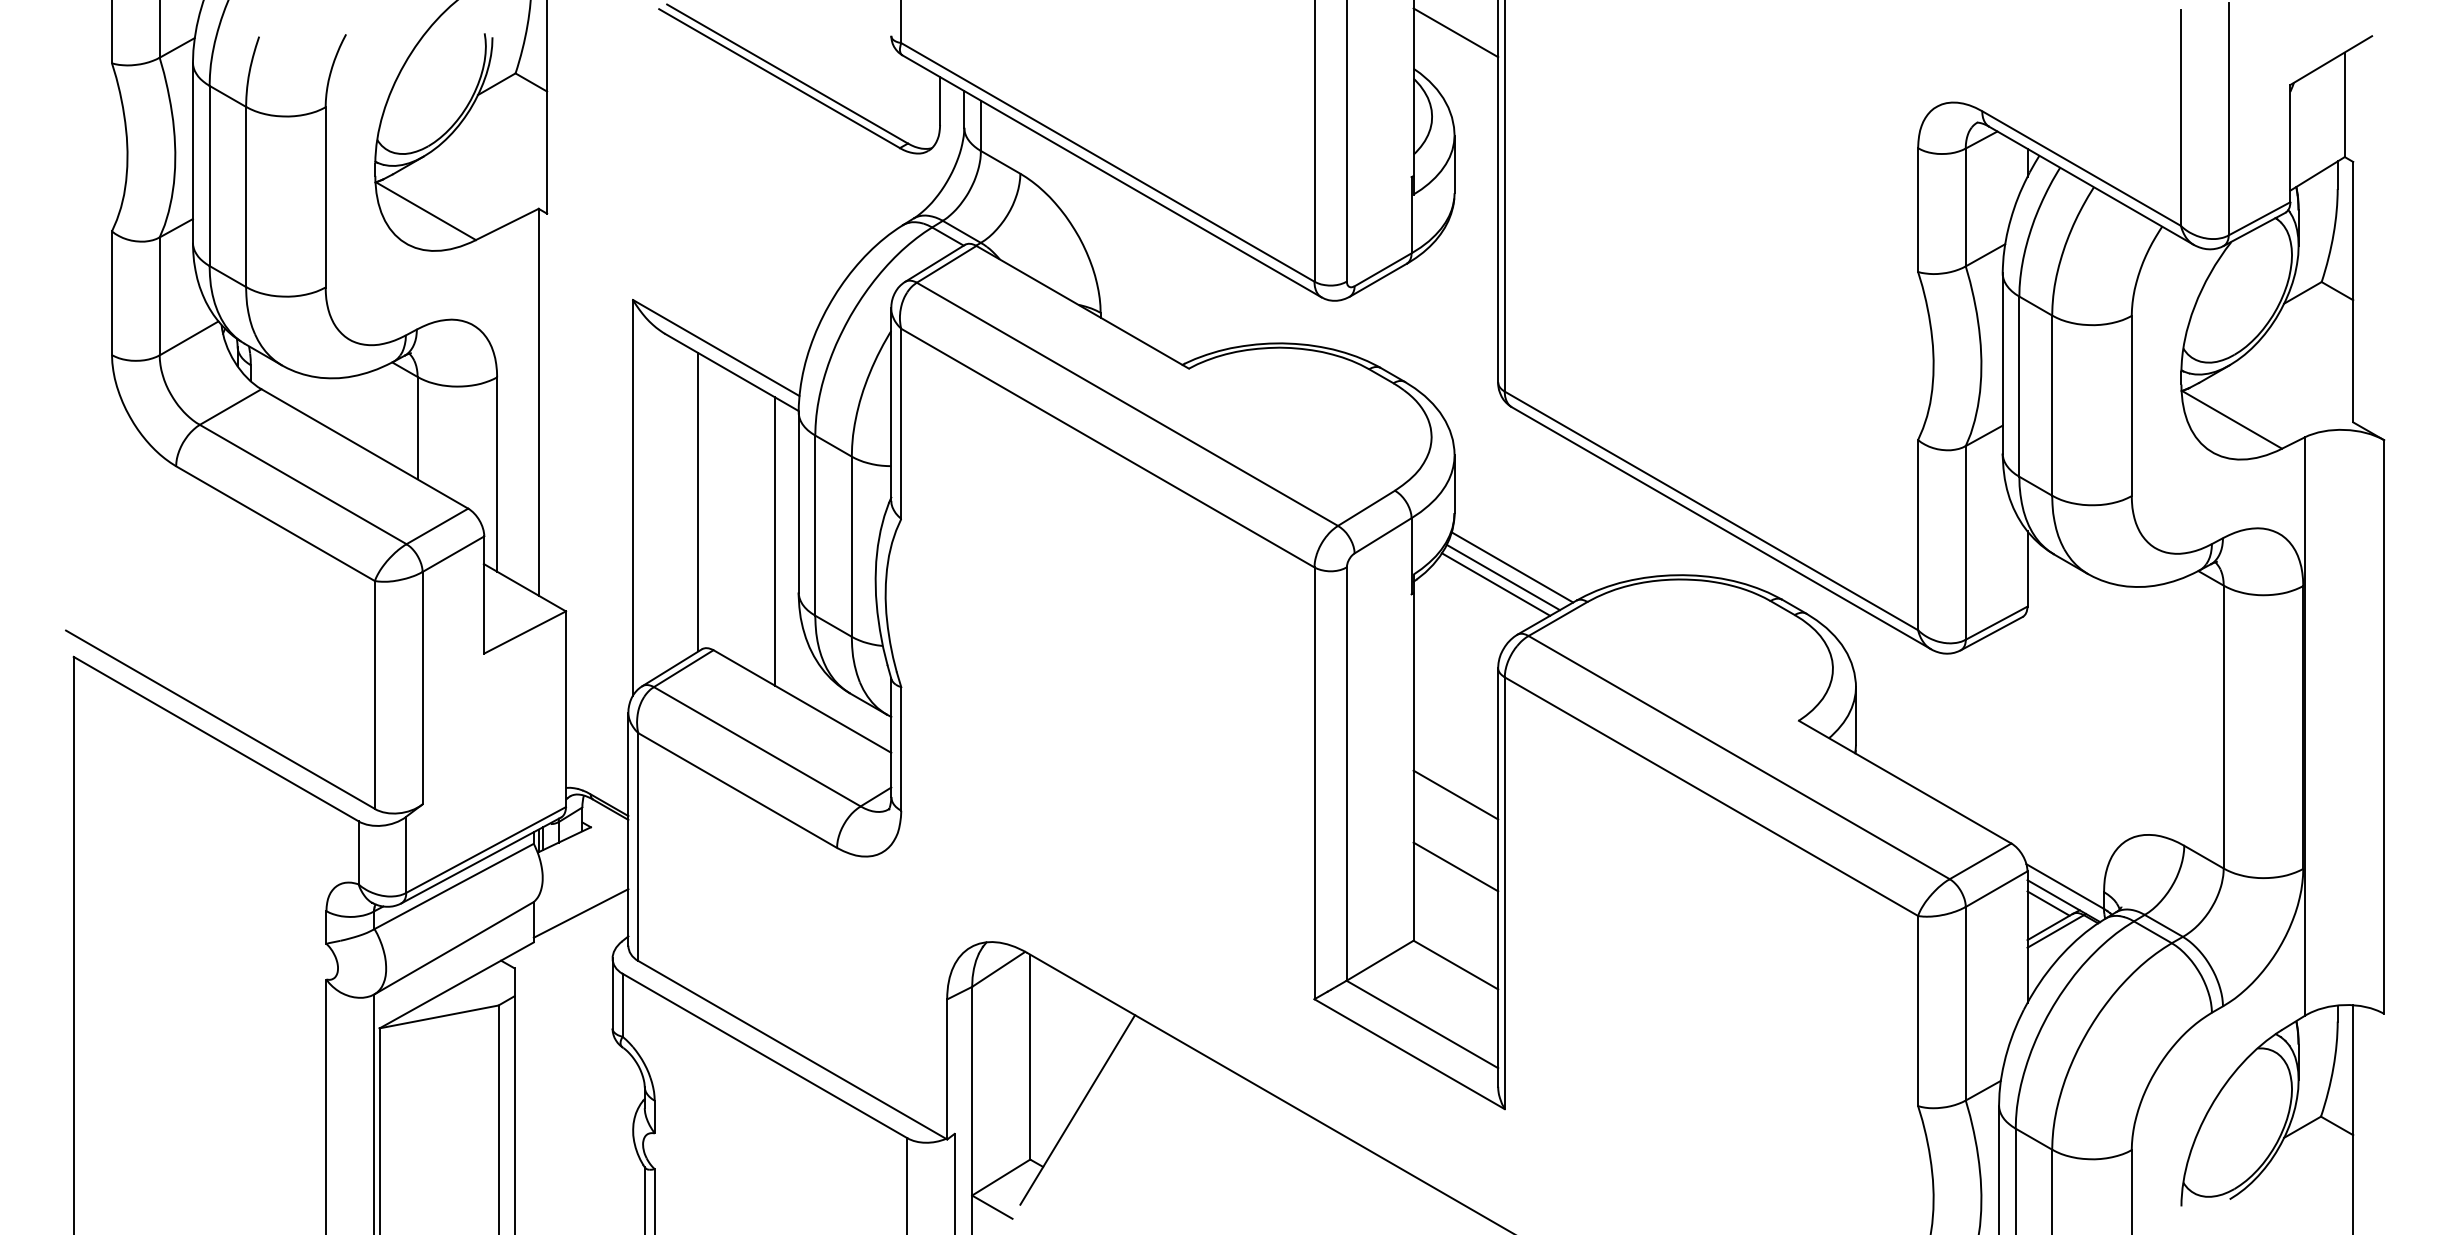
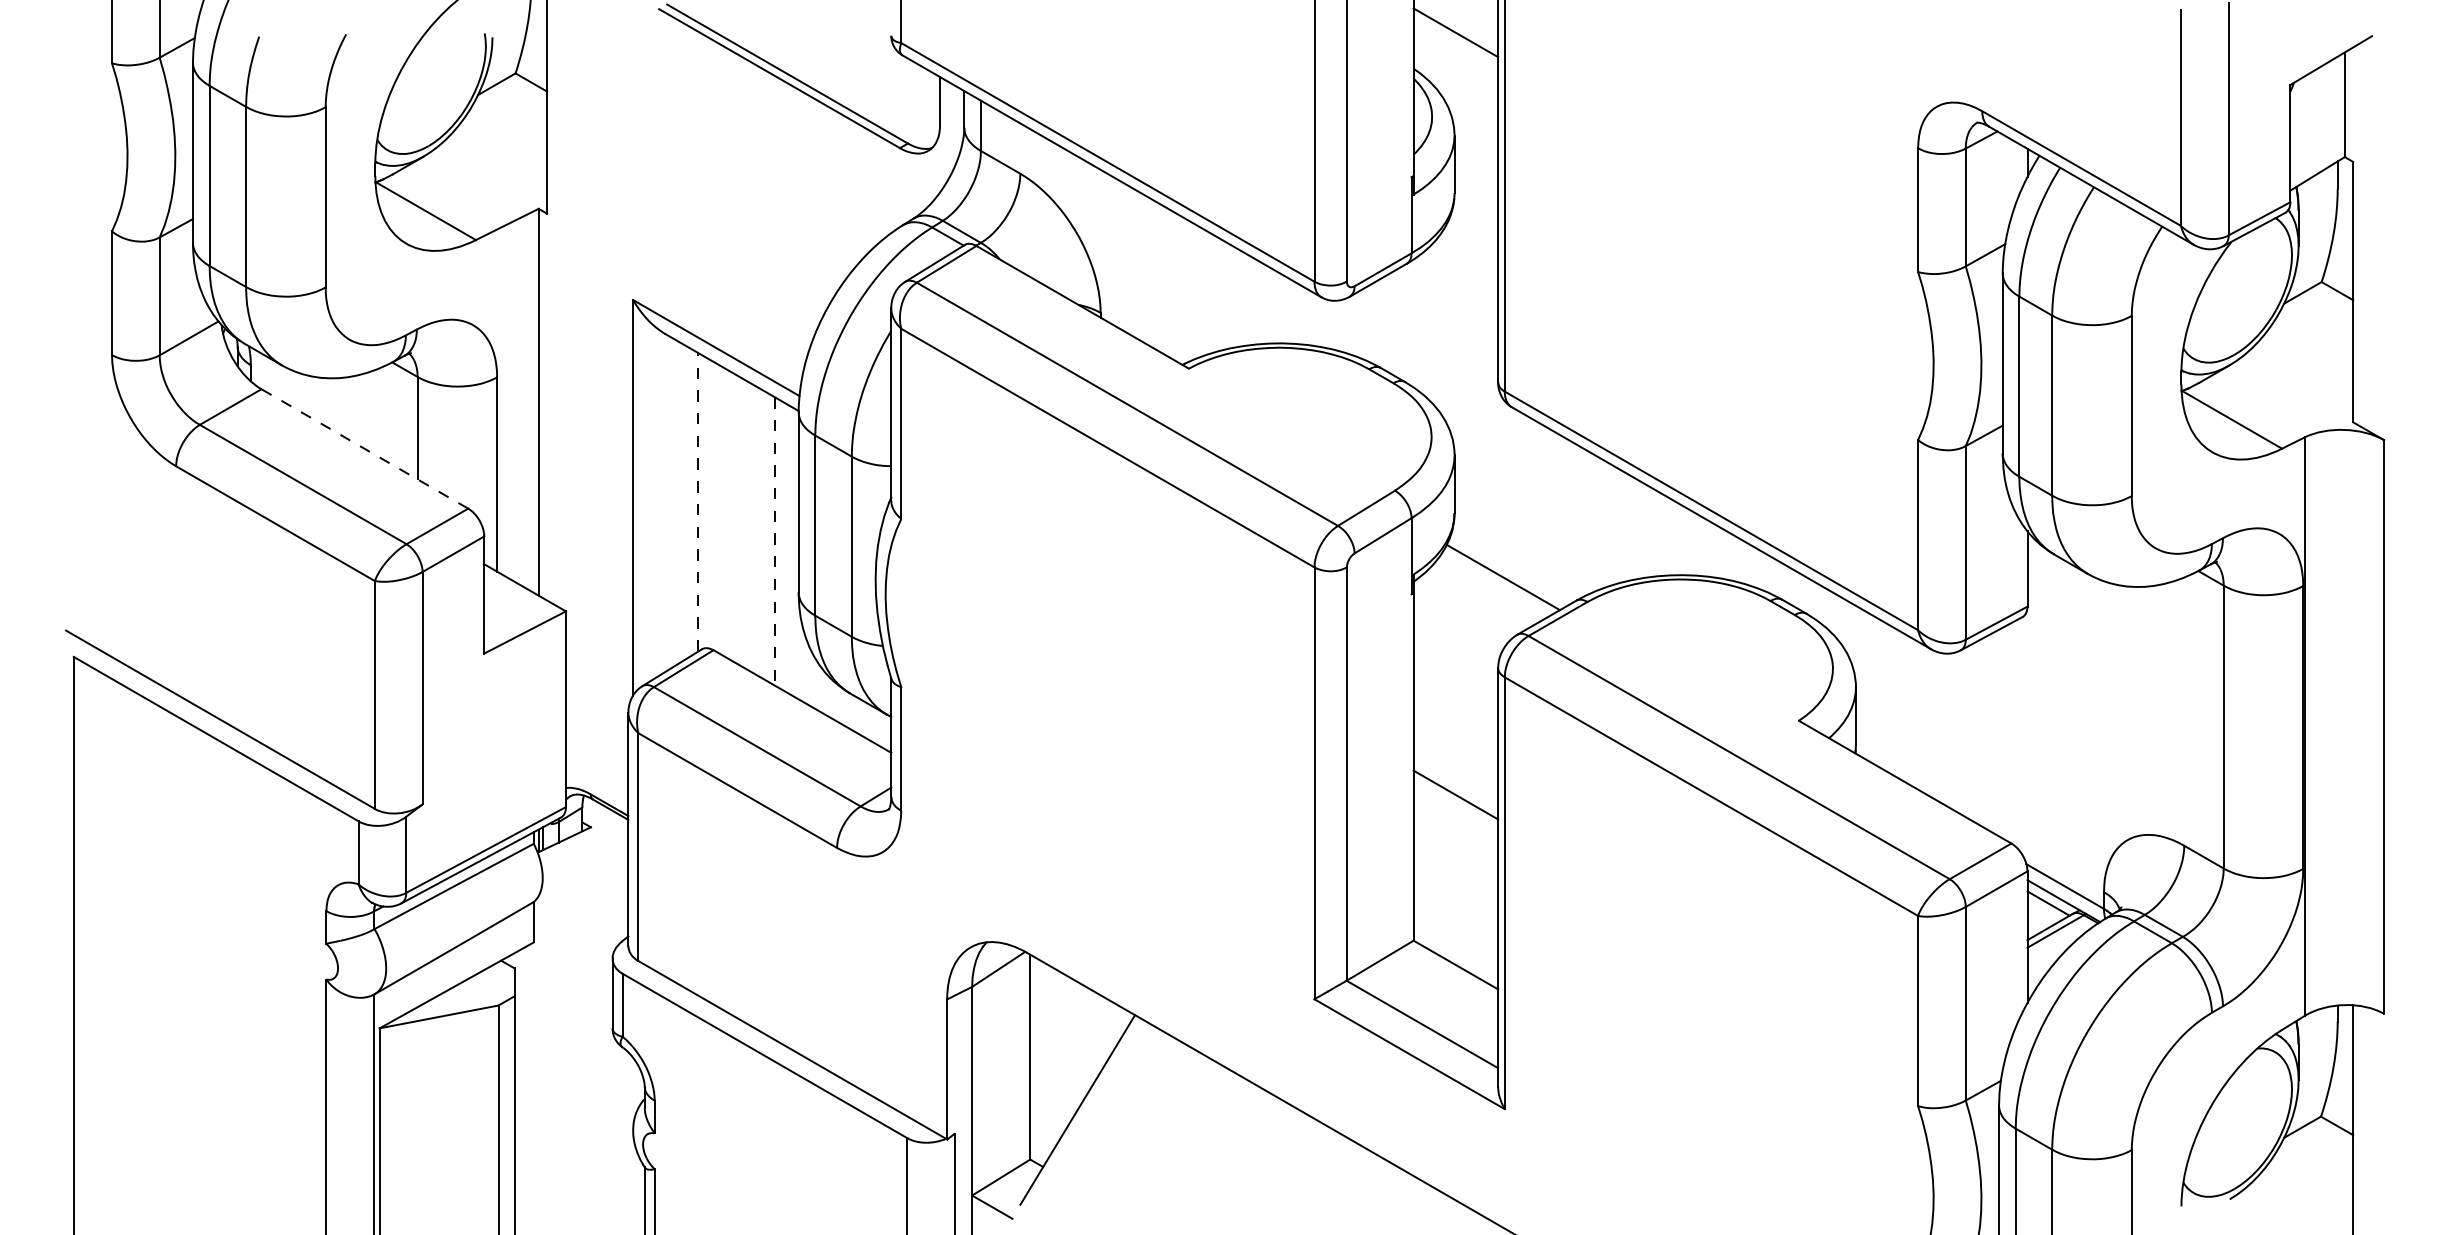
line: solid -> dashed (364, 448)
line: solid -> dashed (698, 501)
line: solid -> dashed (774, 541)
line: present -> none (1512, 567)
line: present -> none (1495, 584)
line: present -> none (1455, 866)
line: present -> none (580, 913)
